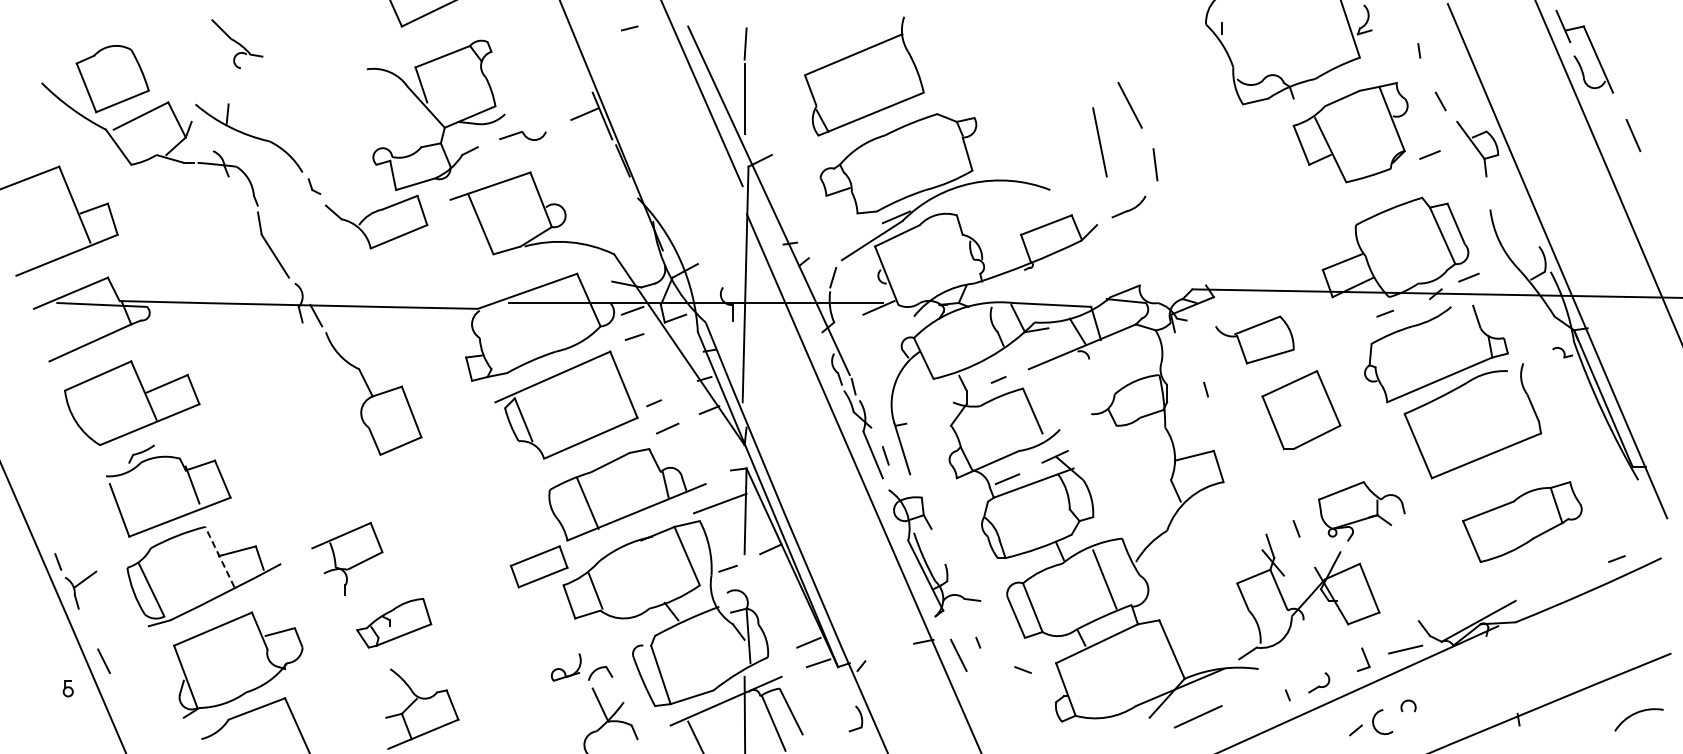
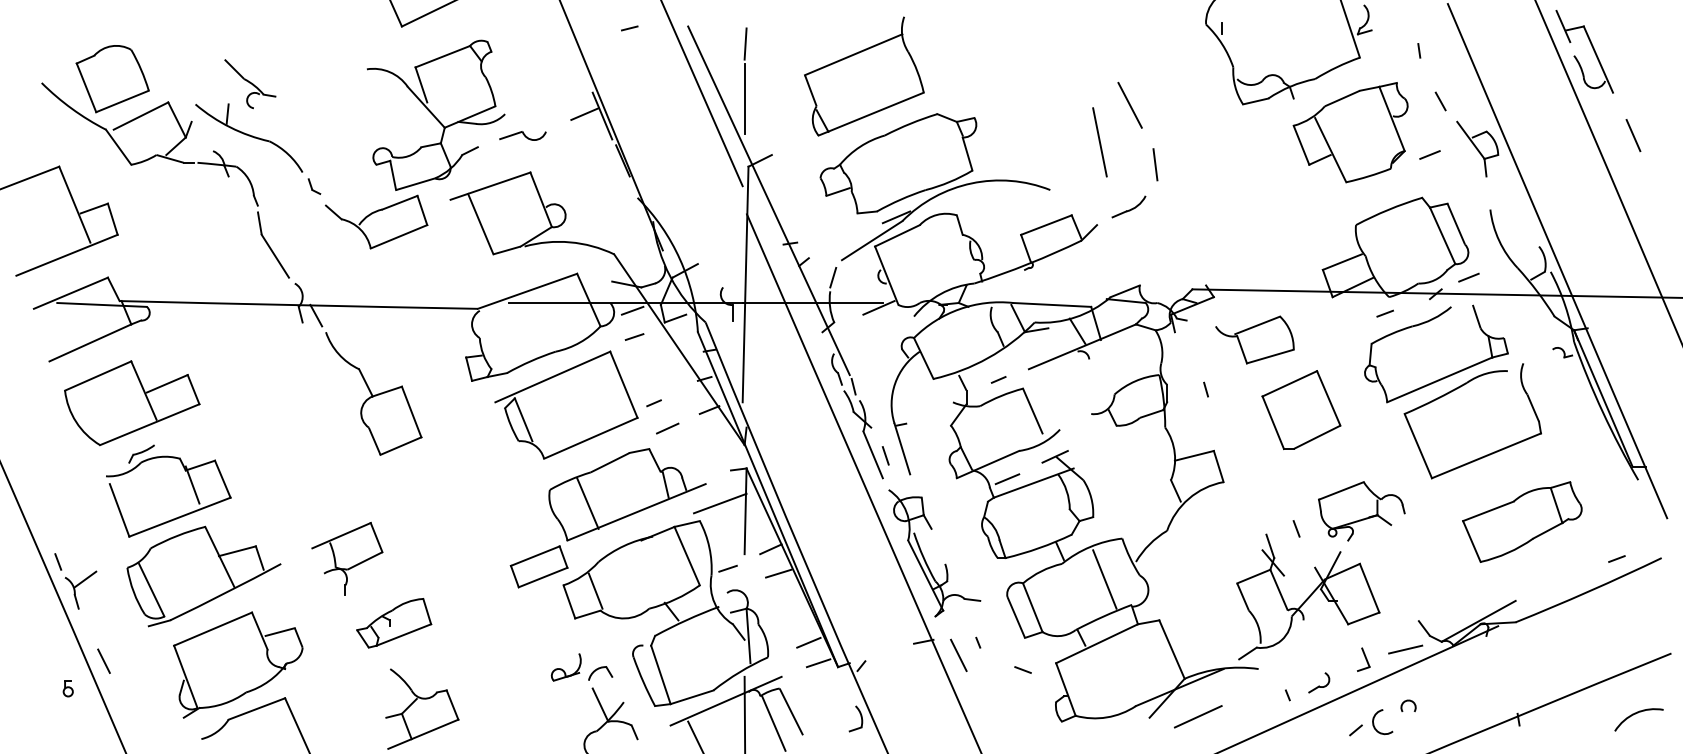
part position: (237, 44) -> (250, 84) (250, 84)
line: dashed -> solid (219, 557)
line: none -> present (778, 573)
